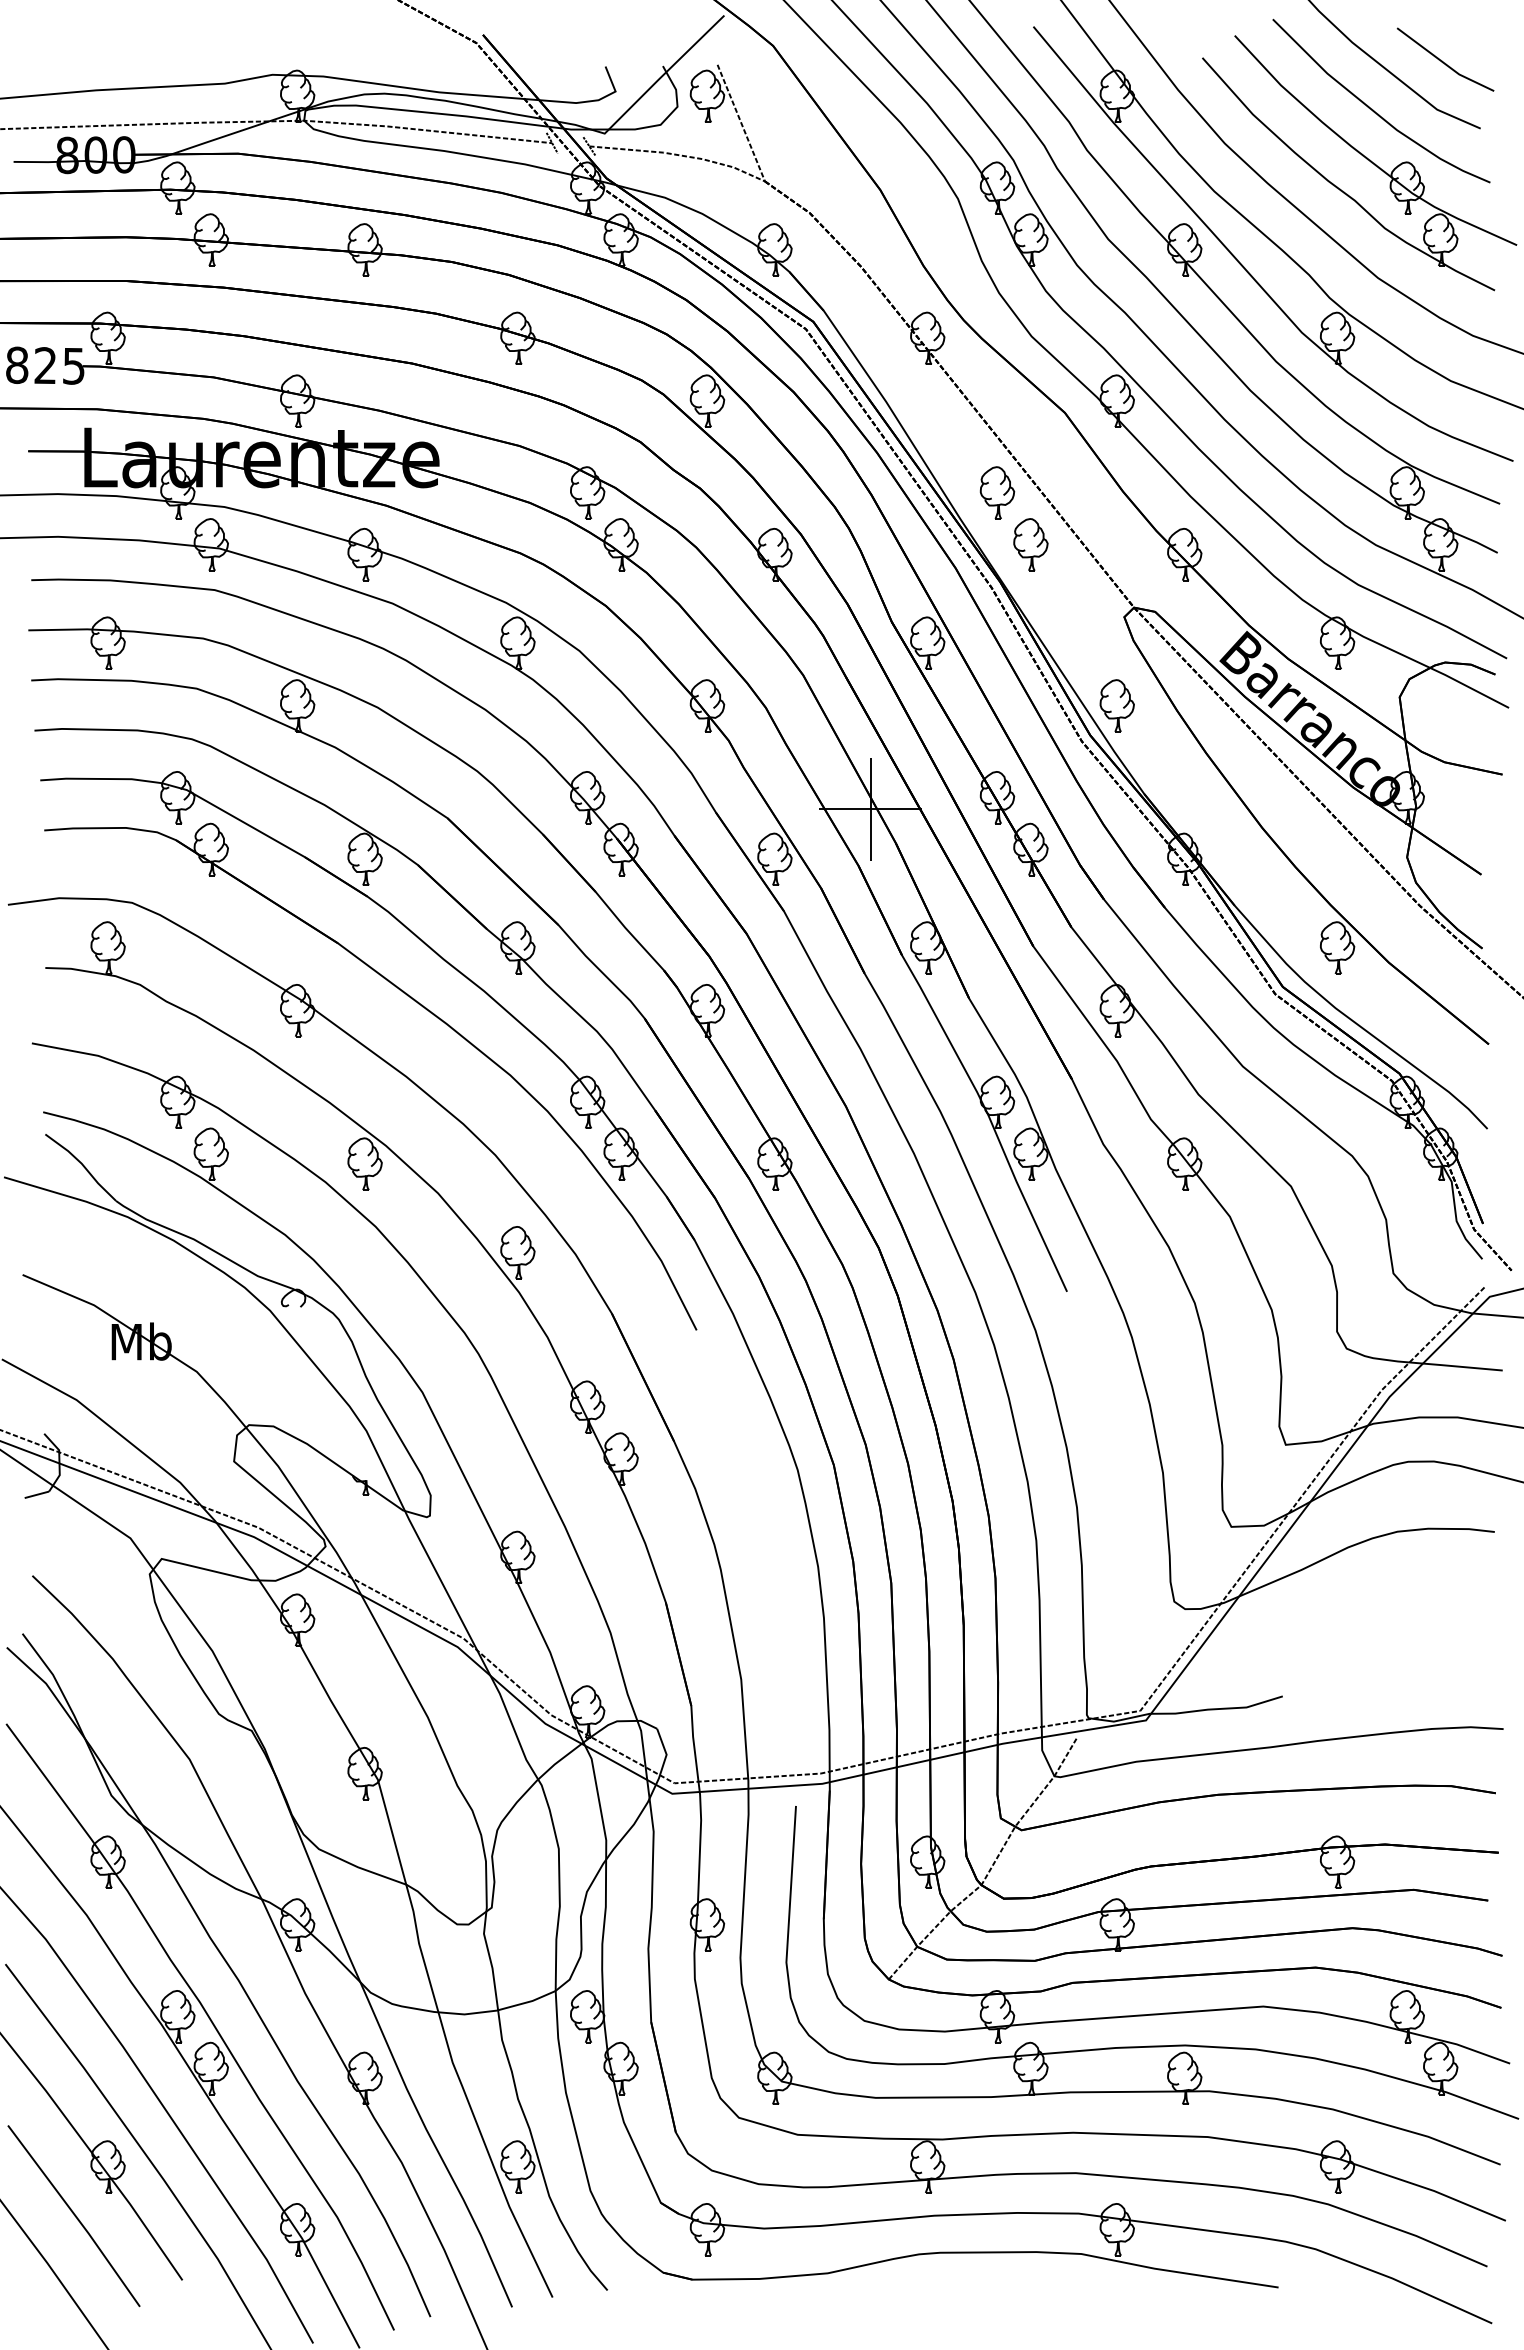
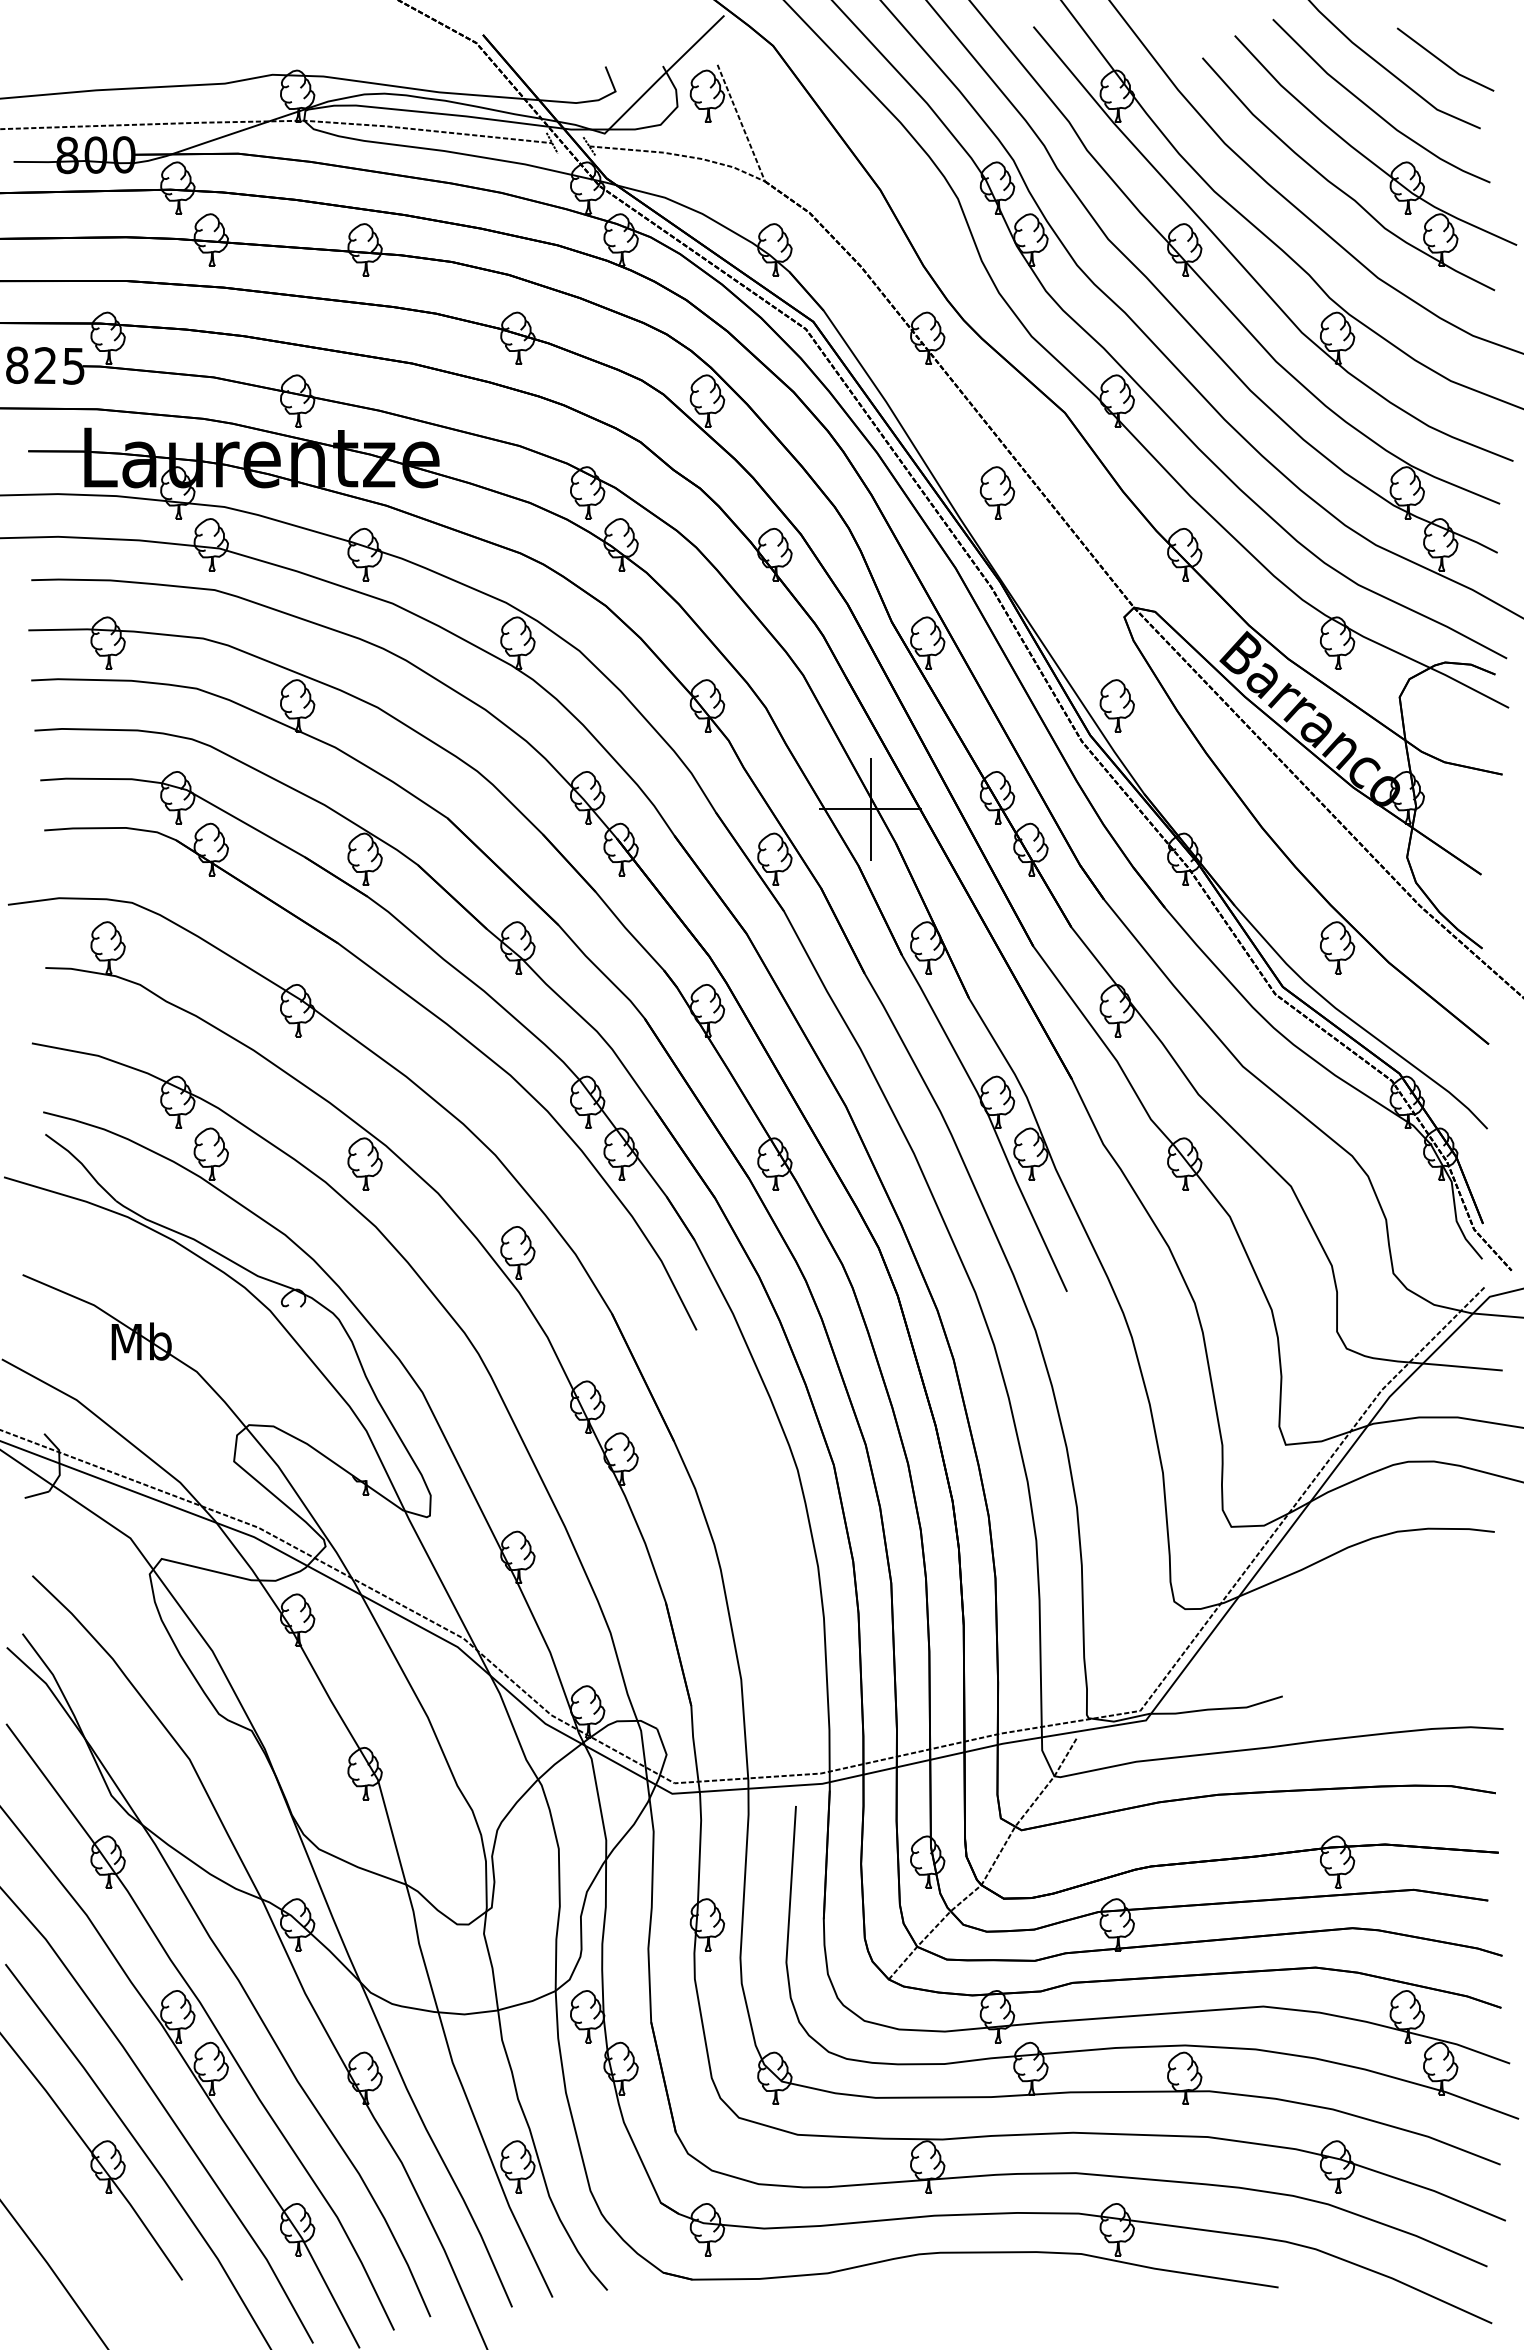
part: present -> none (1030, 544)
line: present -> none (74, 2216)
